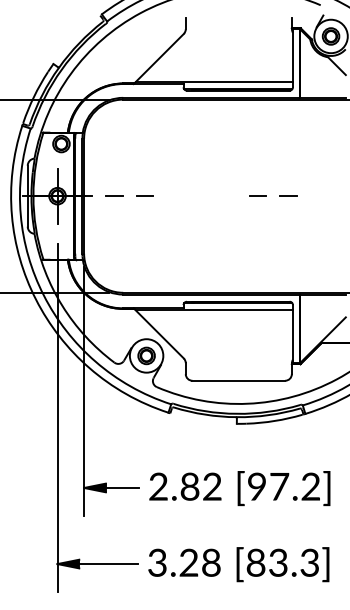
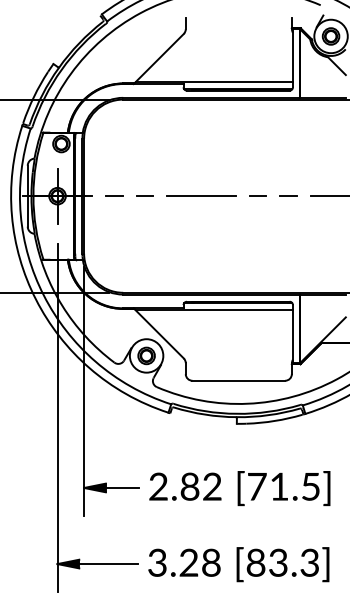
line: none -> present (201, 196)
line: none -> present (328, 196)
text: [97.2] -> [71.5] (283, 486)
